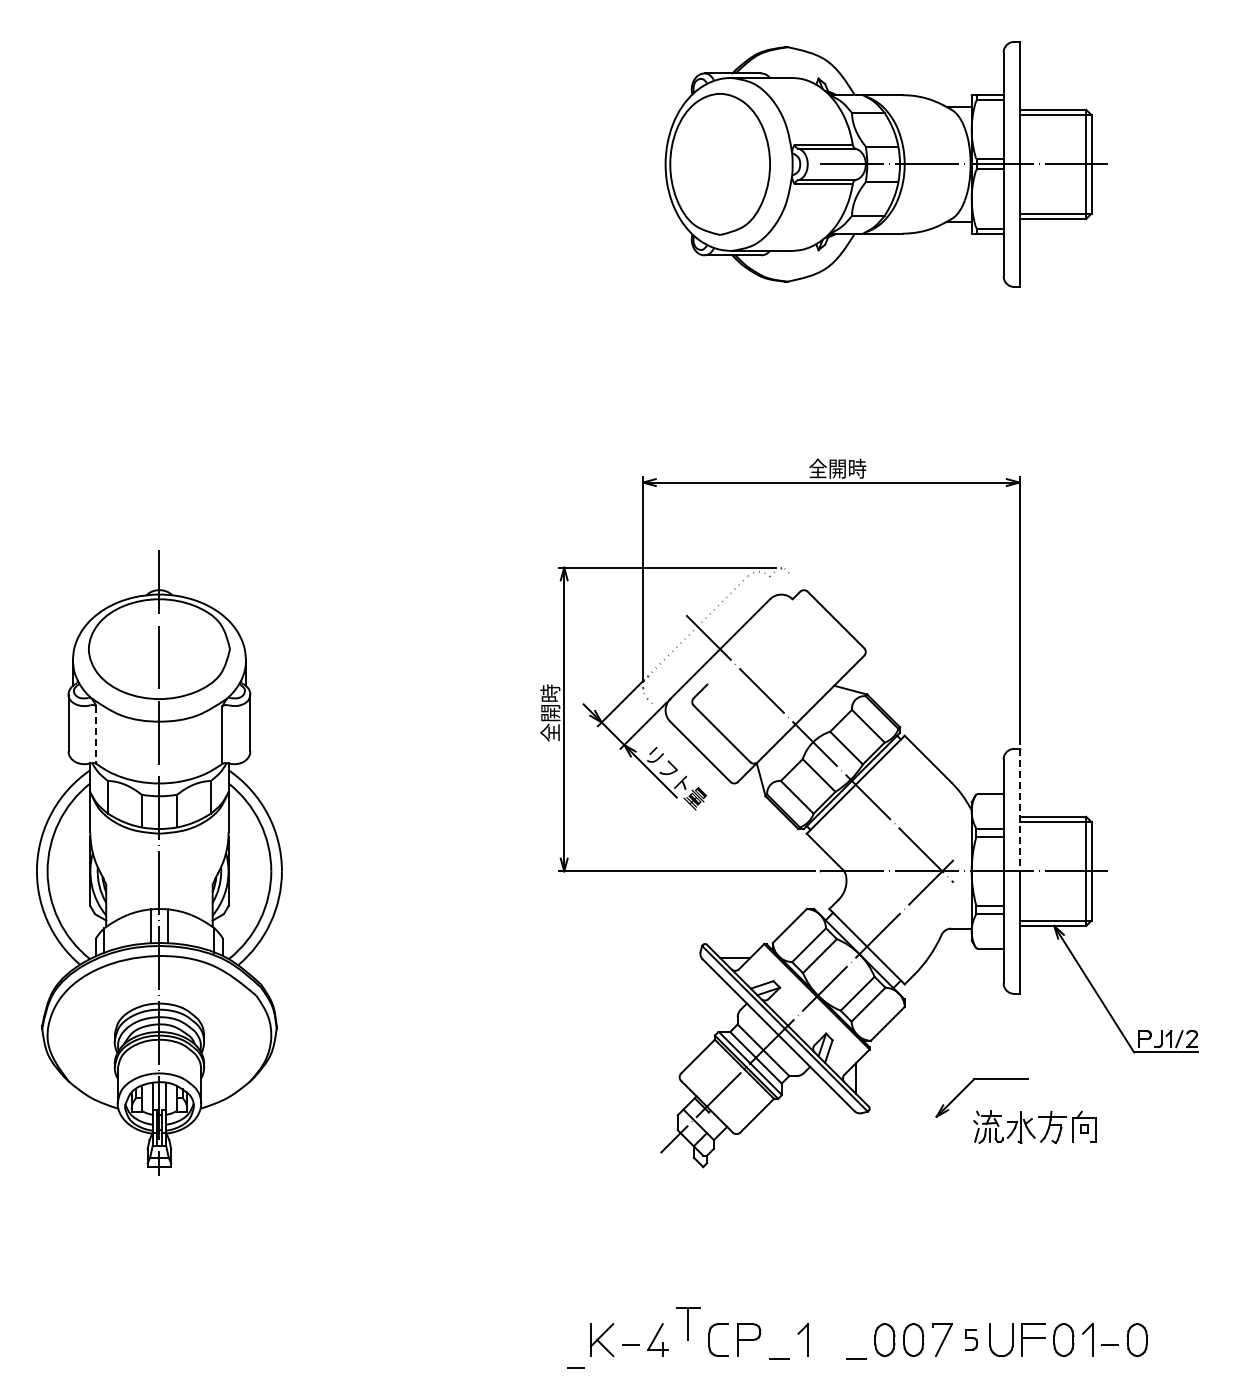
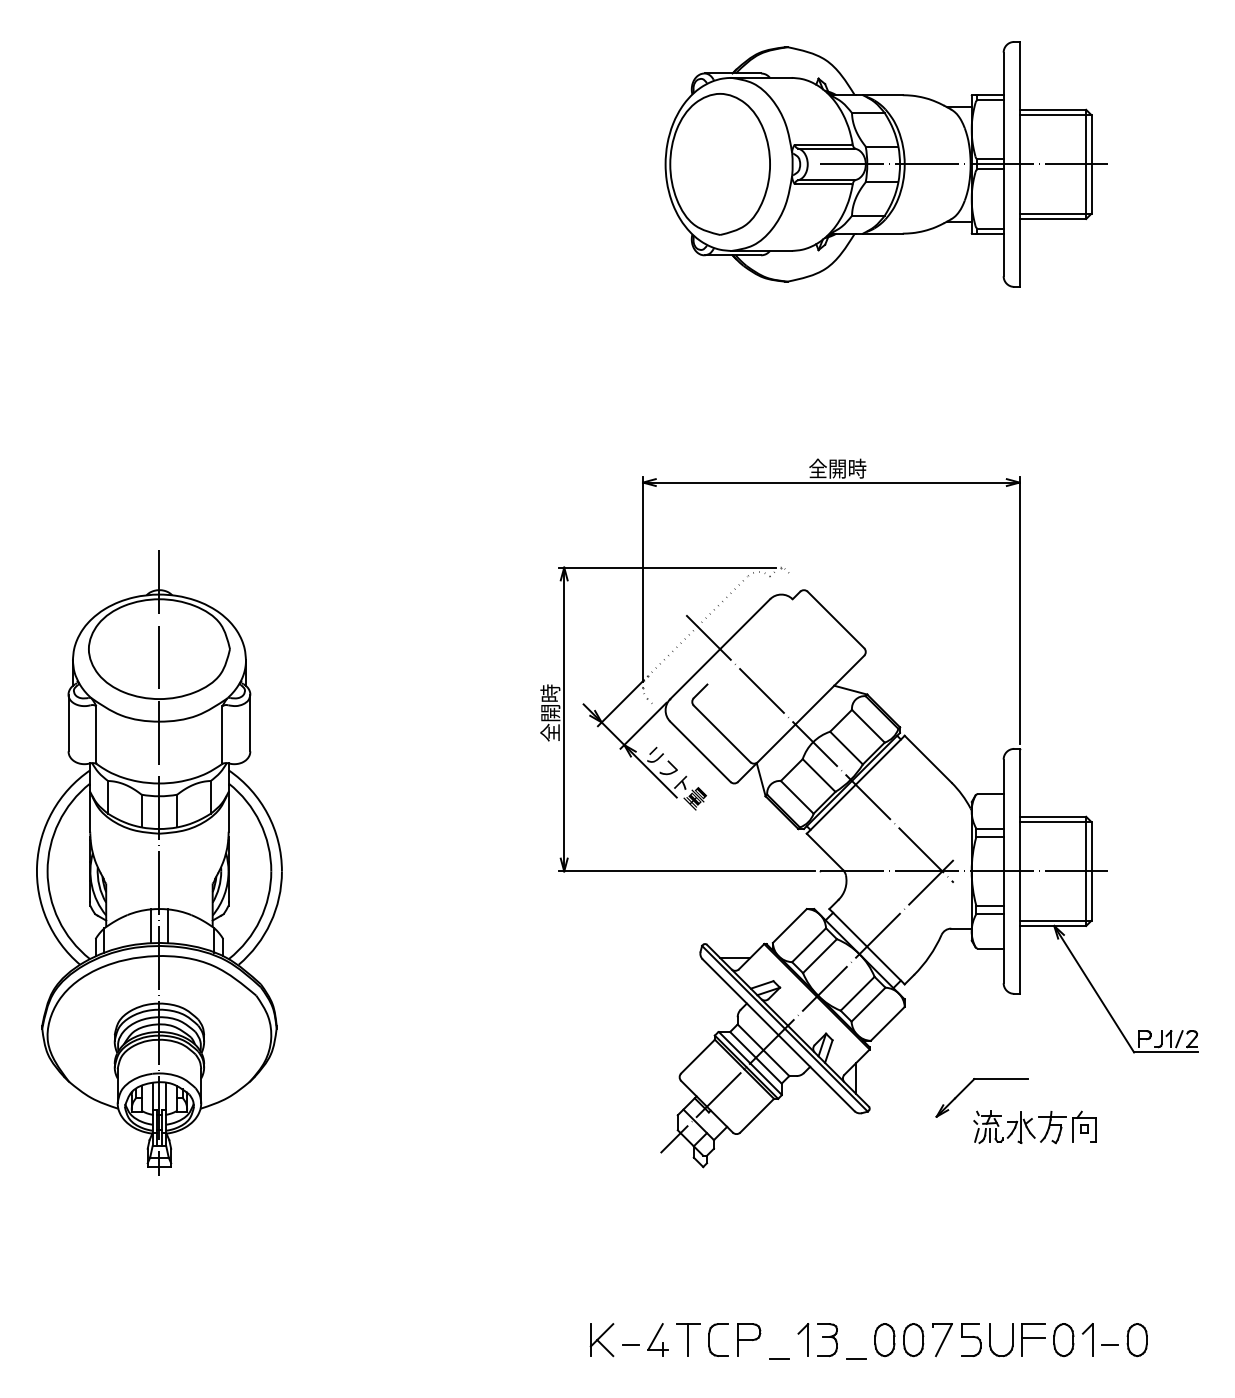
line: dashed -> solid (96, 734)
line: dashed -> solid (1019, 810)
part position: (688, 1323) -> (688, 1339) (688, 1339)
part size: 13x22 px -> 21x34 px (971, 1339)
part: none -> present (827, 1340)
line: present -> none (575, 1367)
